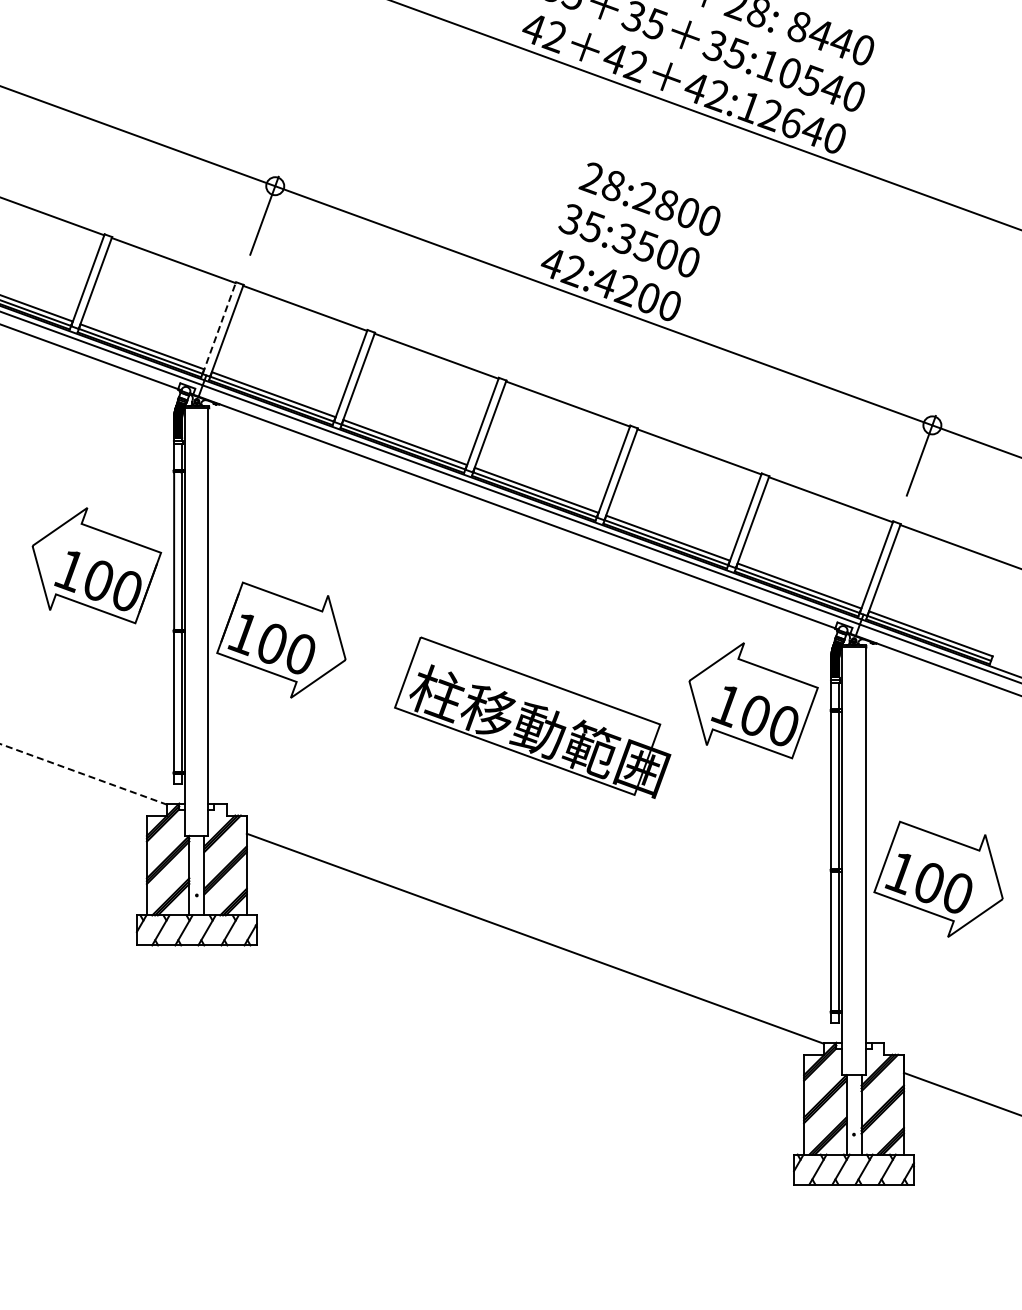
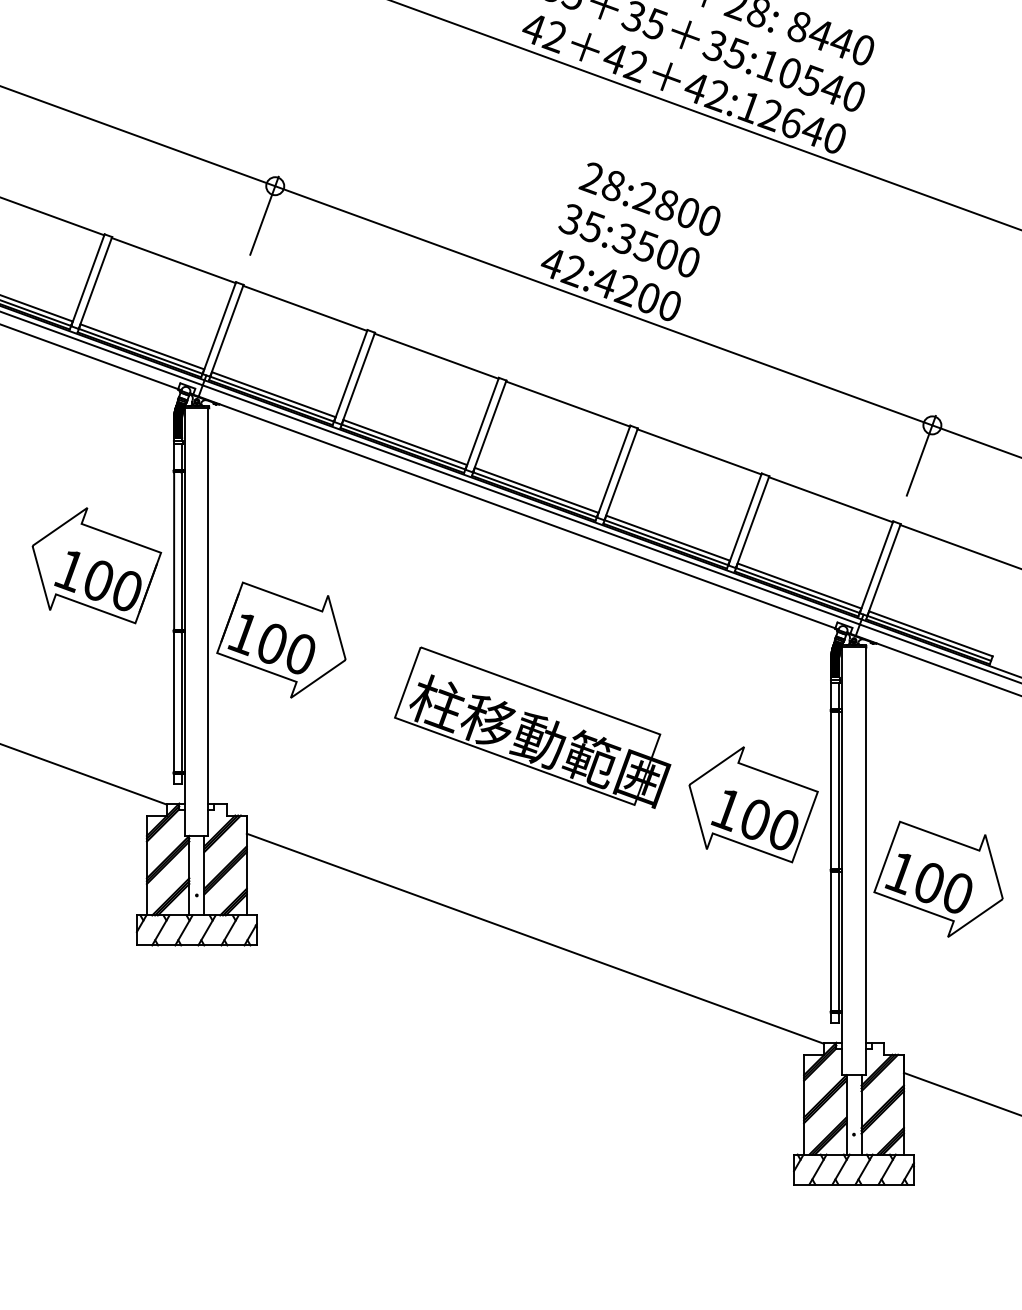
line: dashed -> solid (219, 328)
part position: (753, 700) -> (753, 804) (753, 804)
part position: (532, 717) -> (532, 727) (532, 727)
line: dashed -> solid (84, 774)
